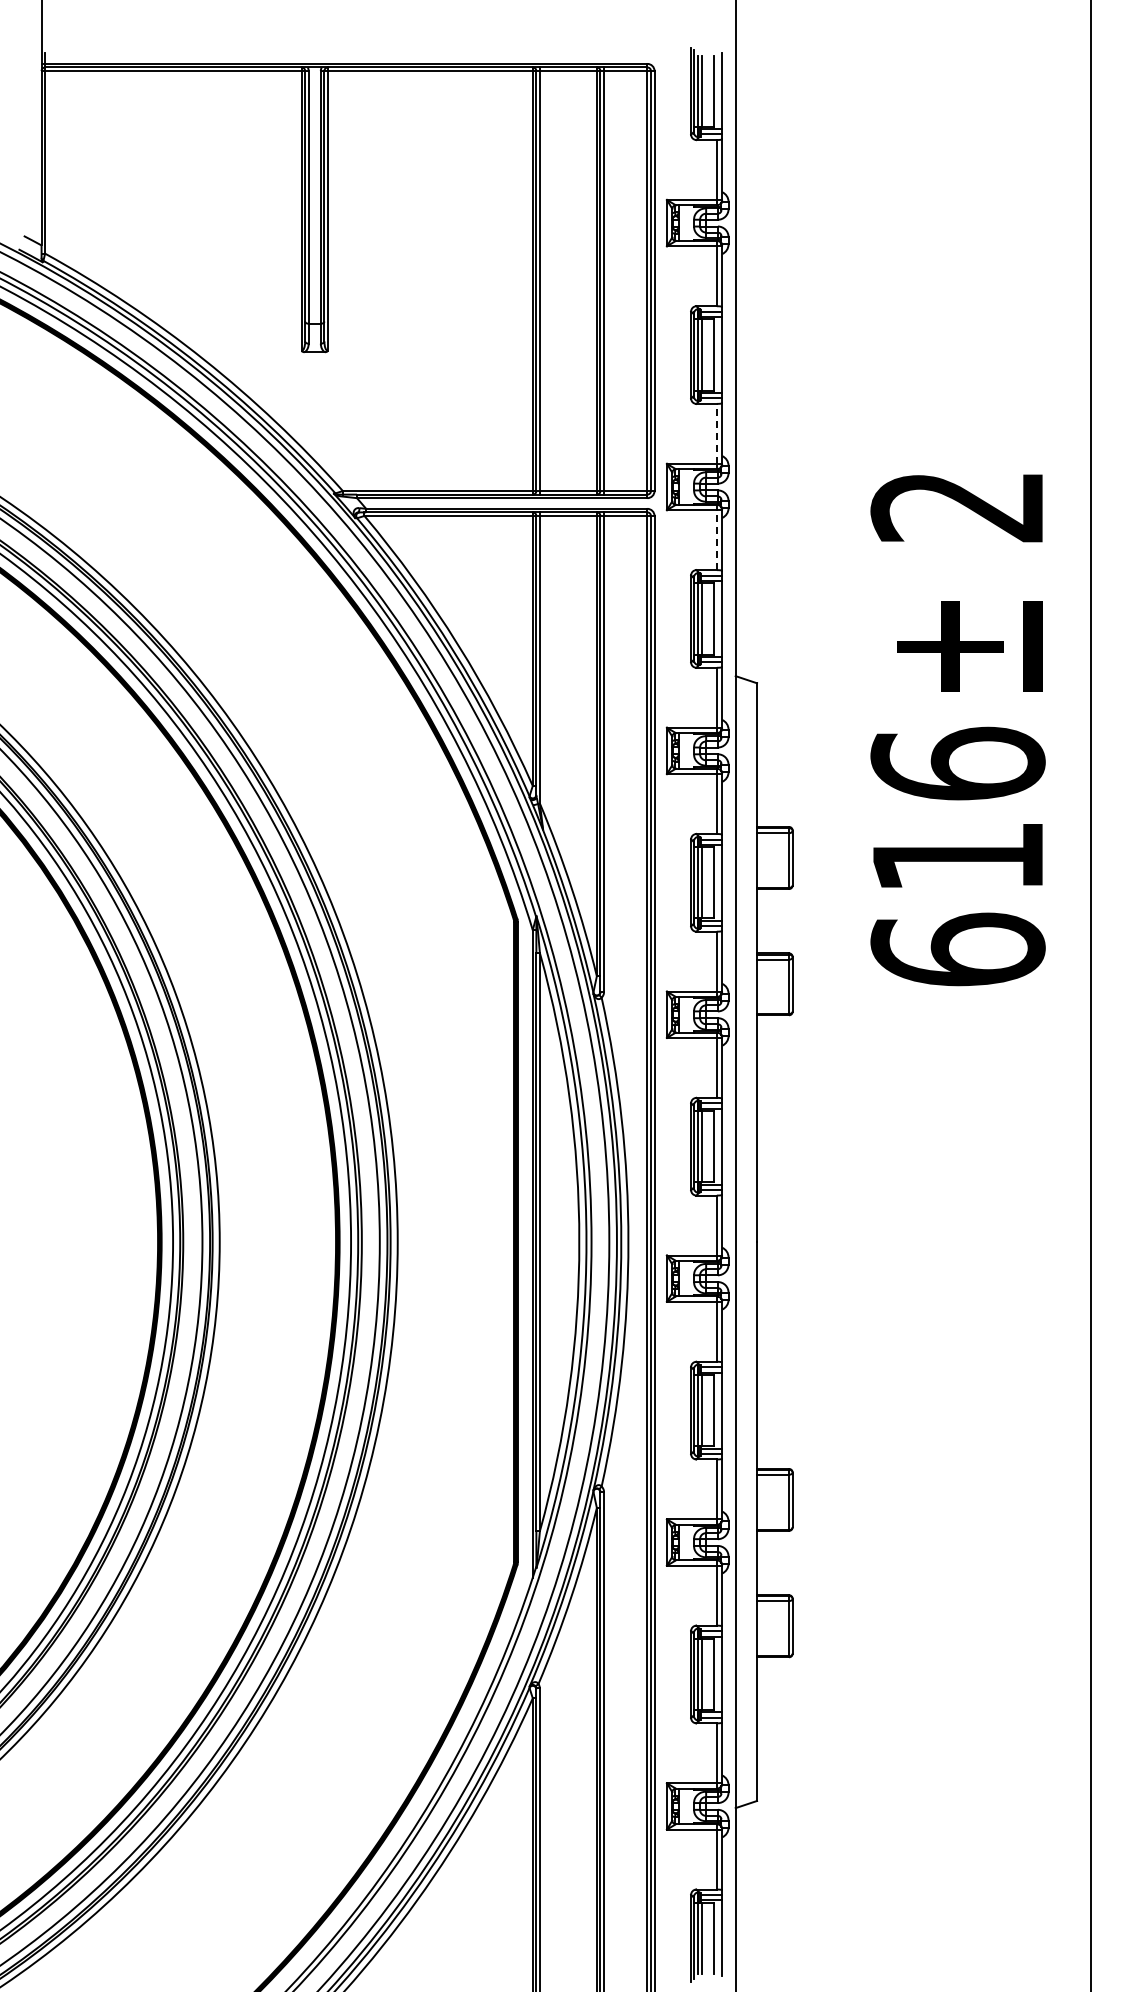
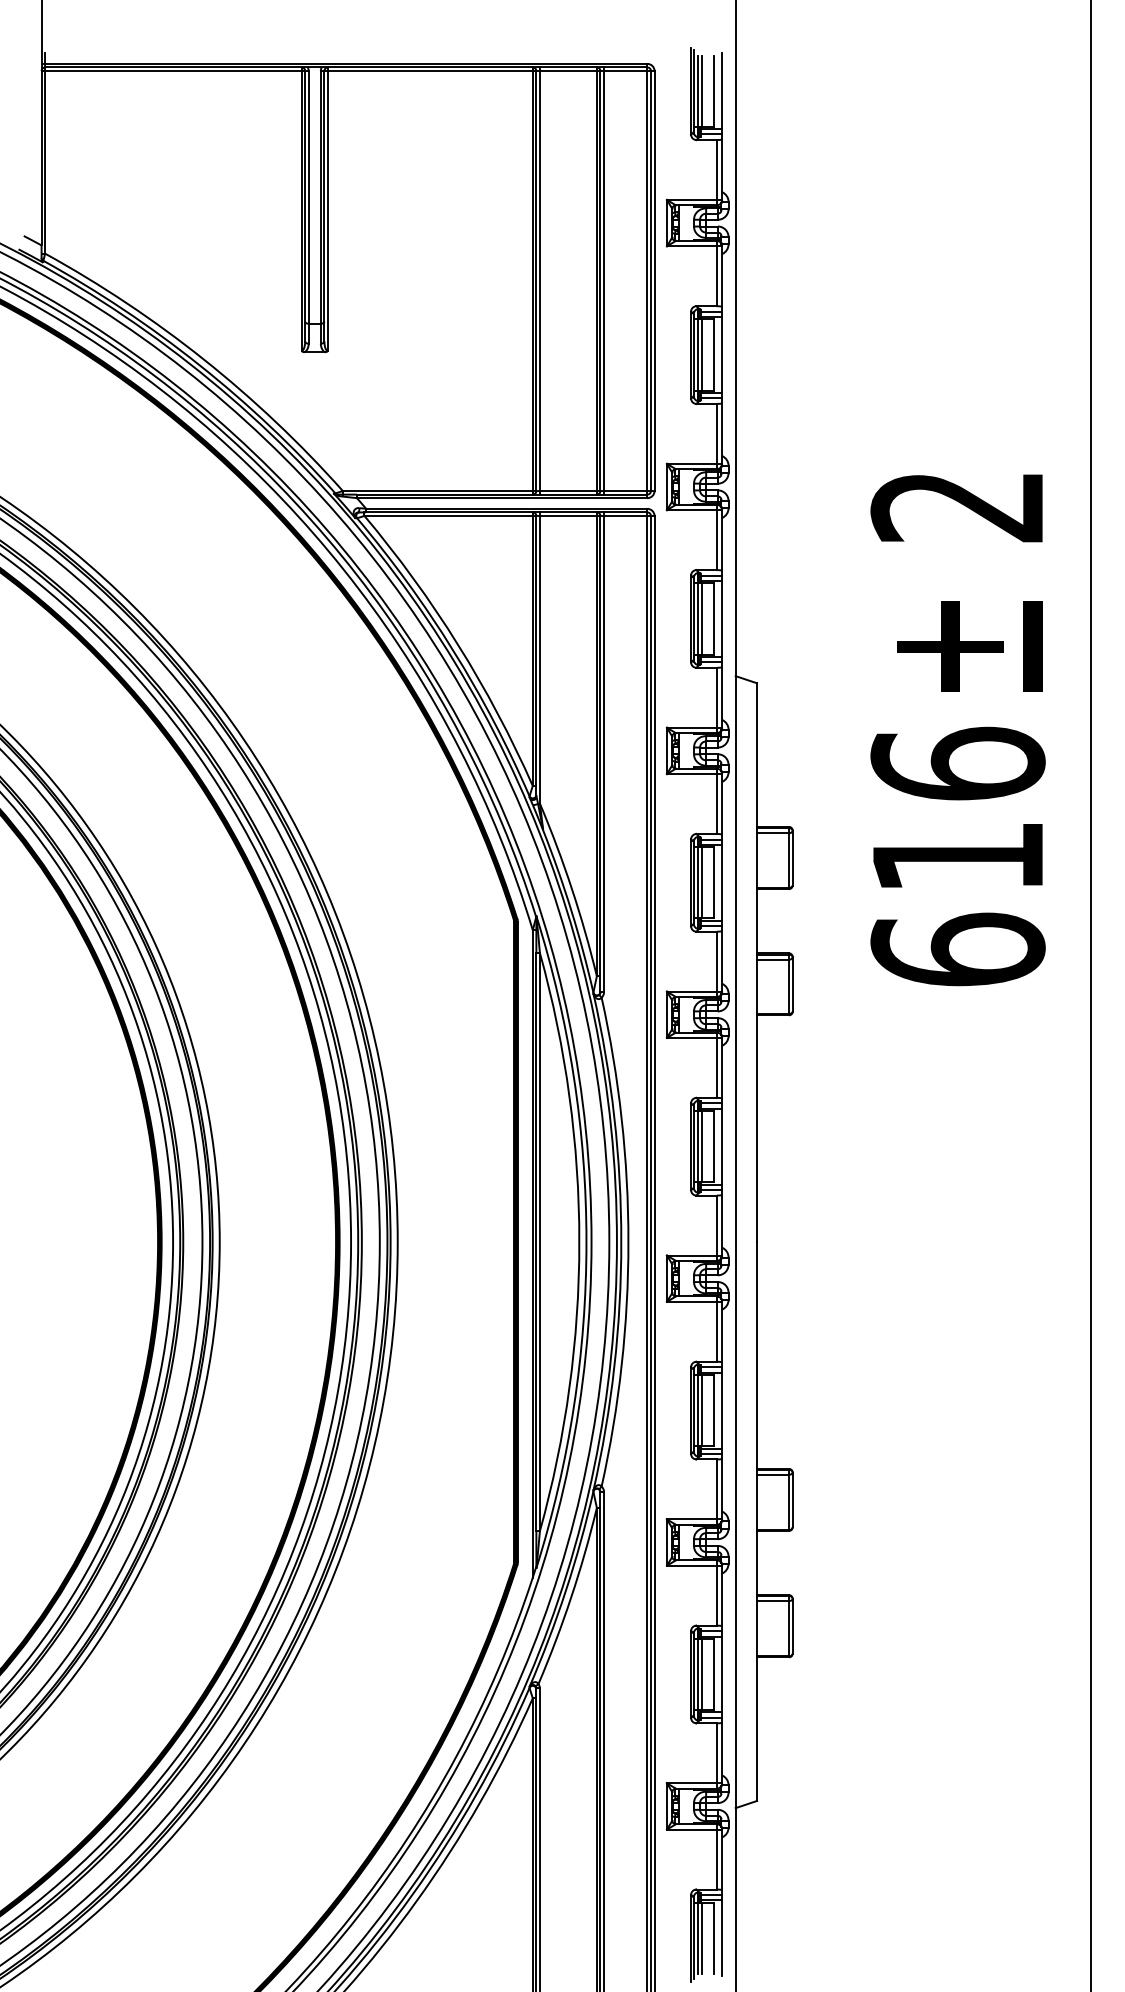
line: dashed -> solid (716, 433)
line: dashed -> solid (716, 540)
